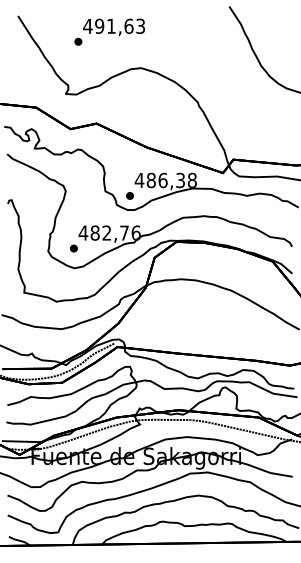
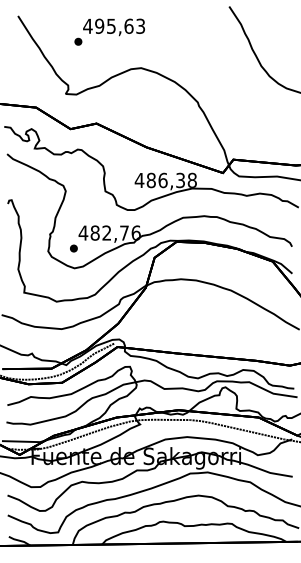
text: 491,63 -> 495,63 (111, 25)
part: present -> none (129, 195)
